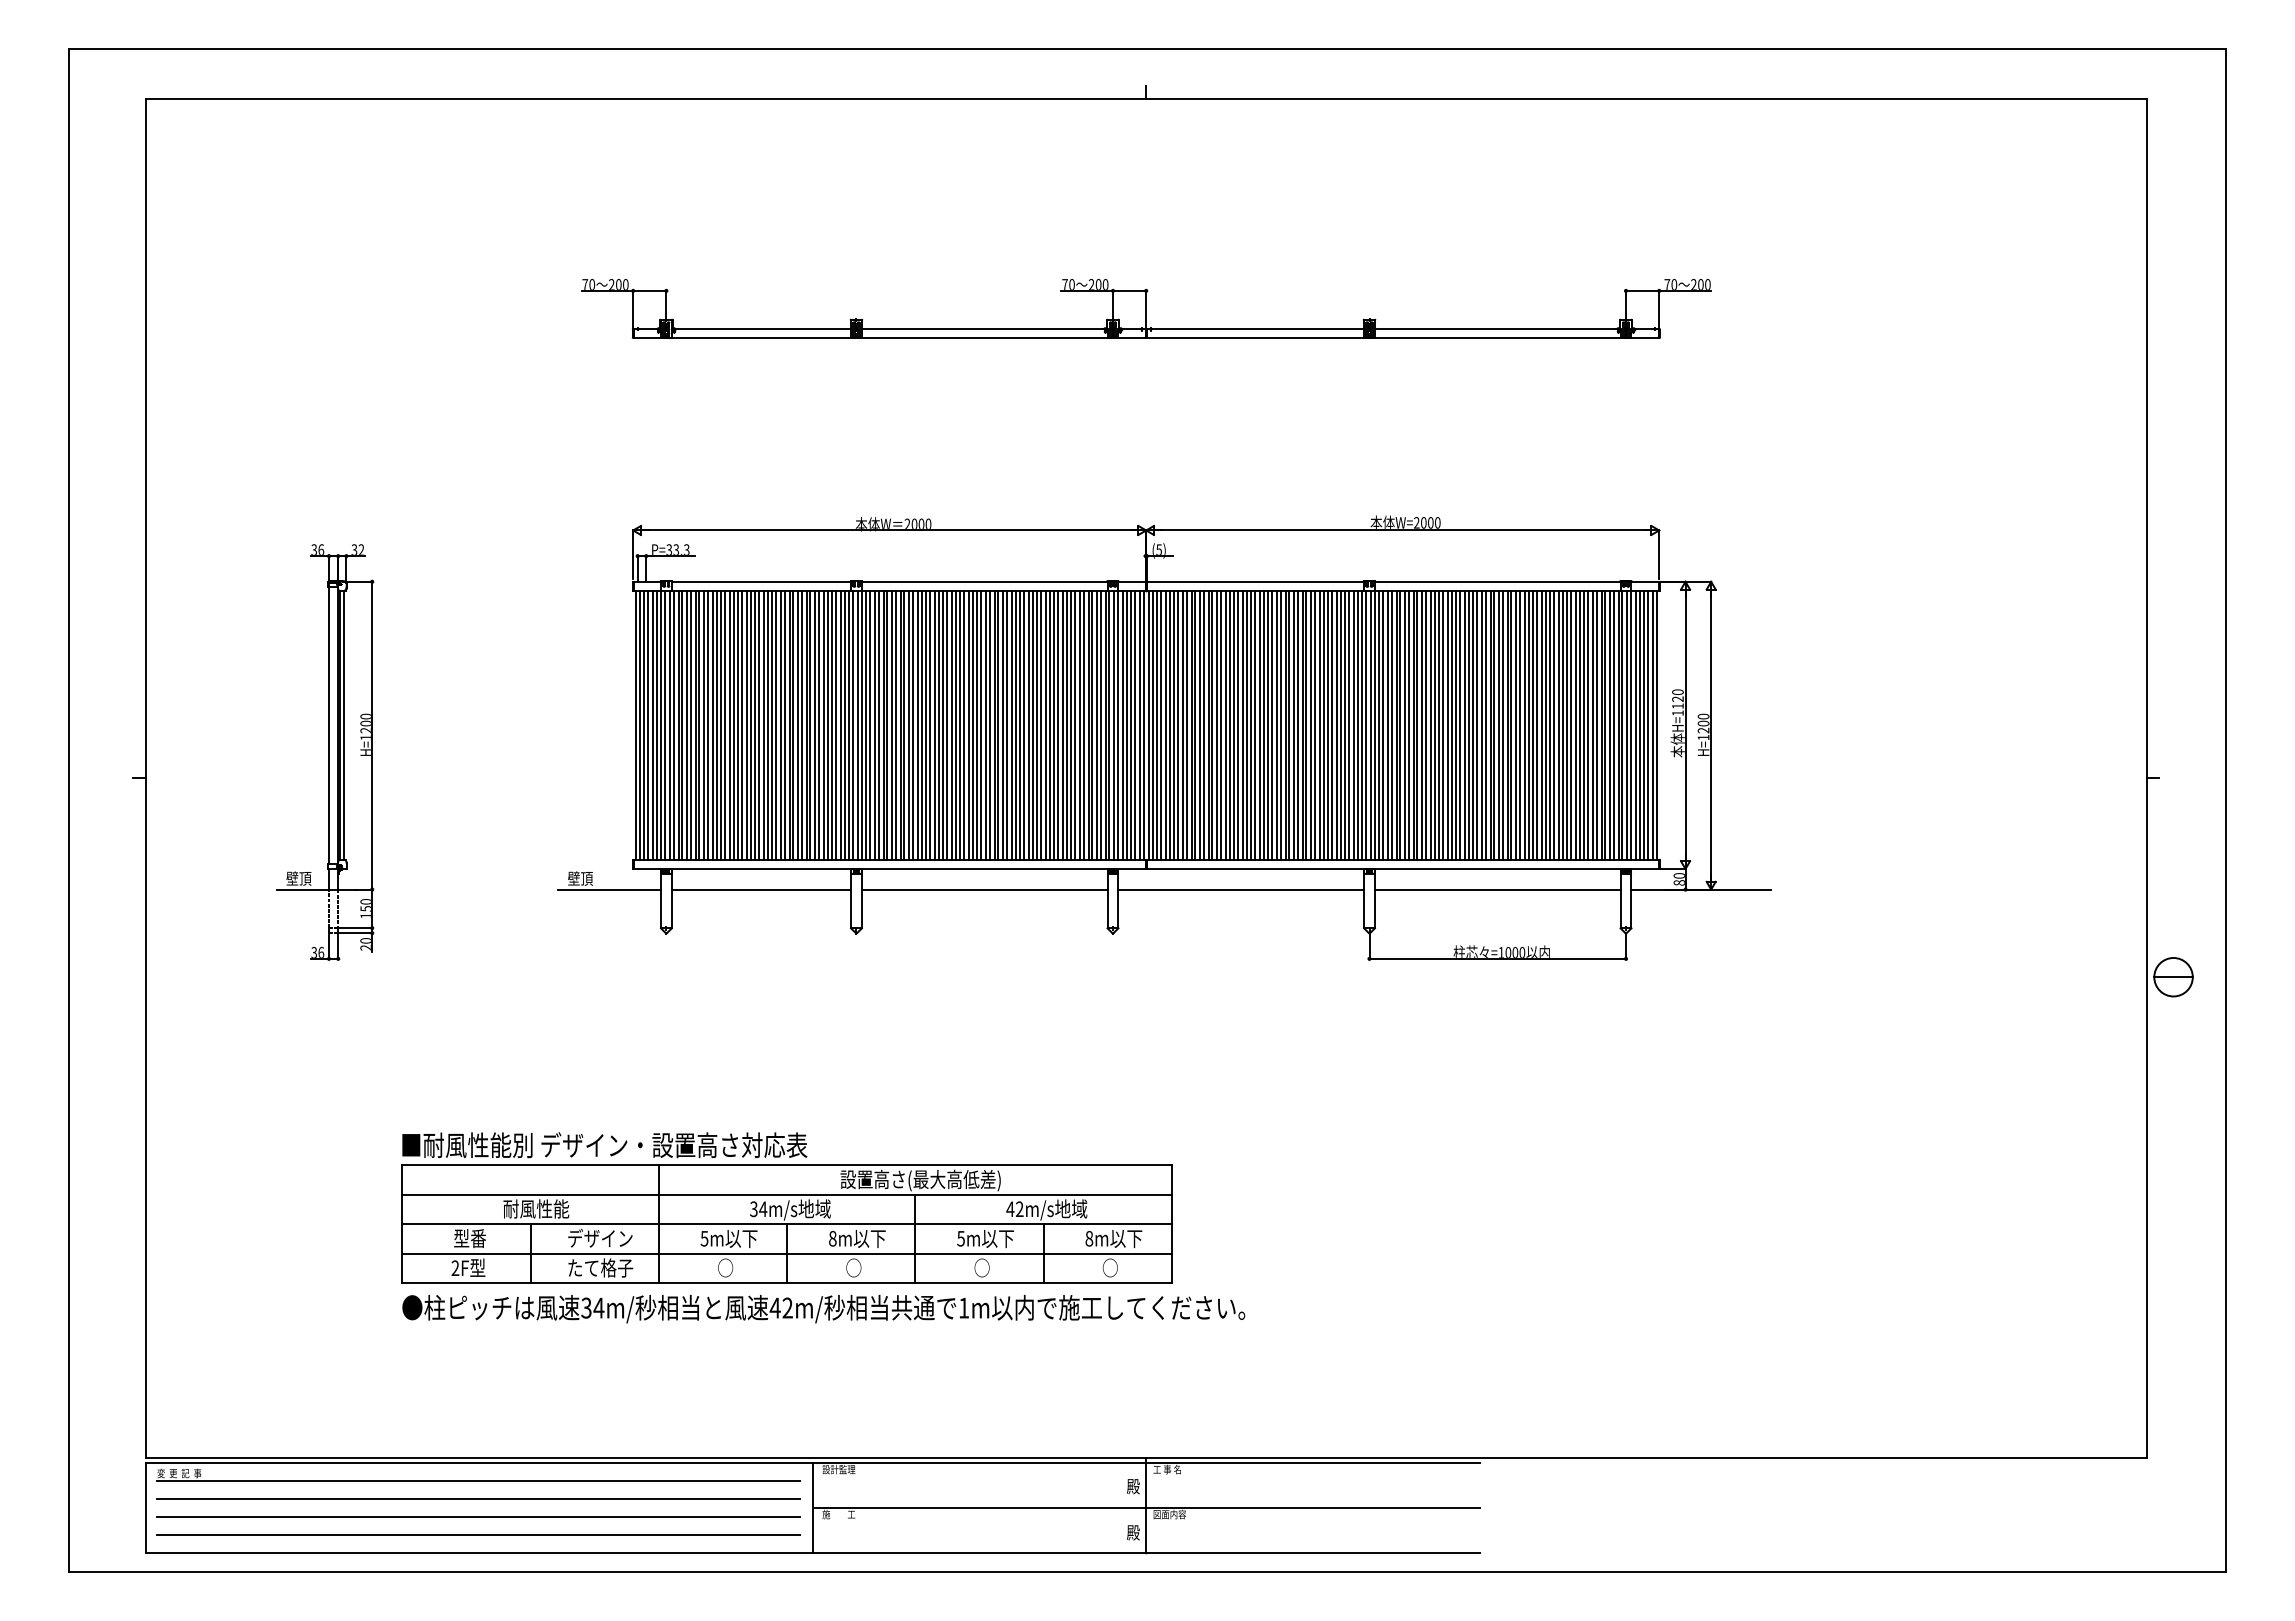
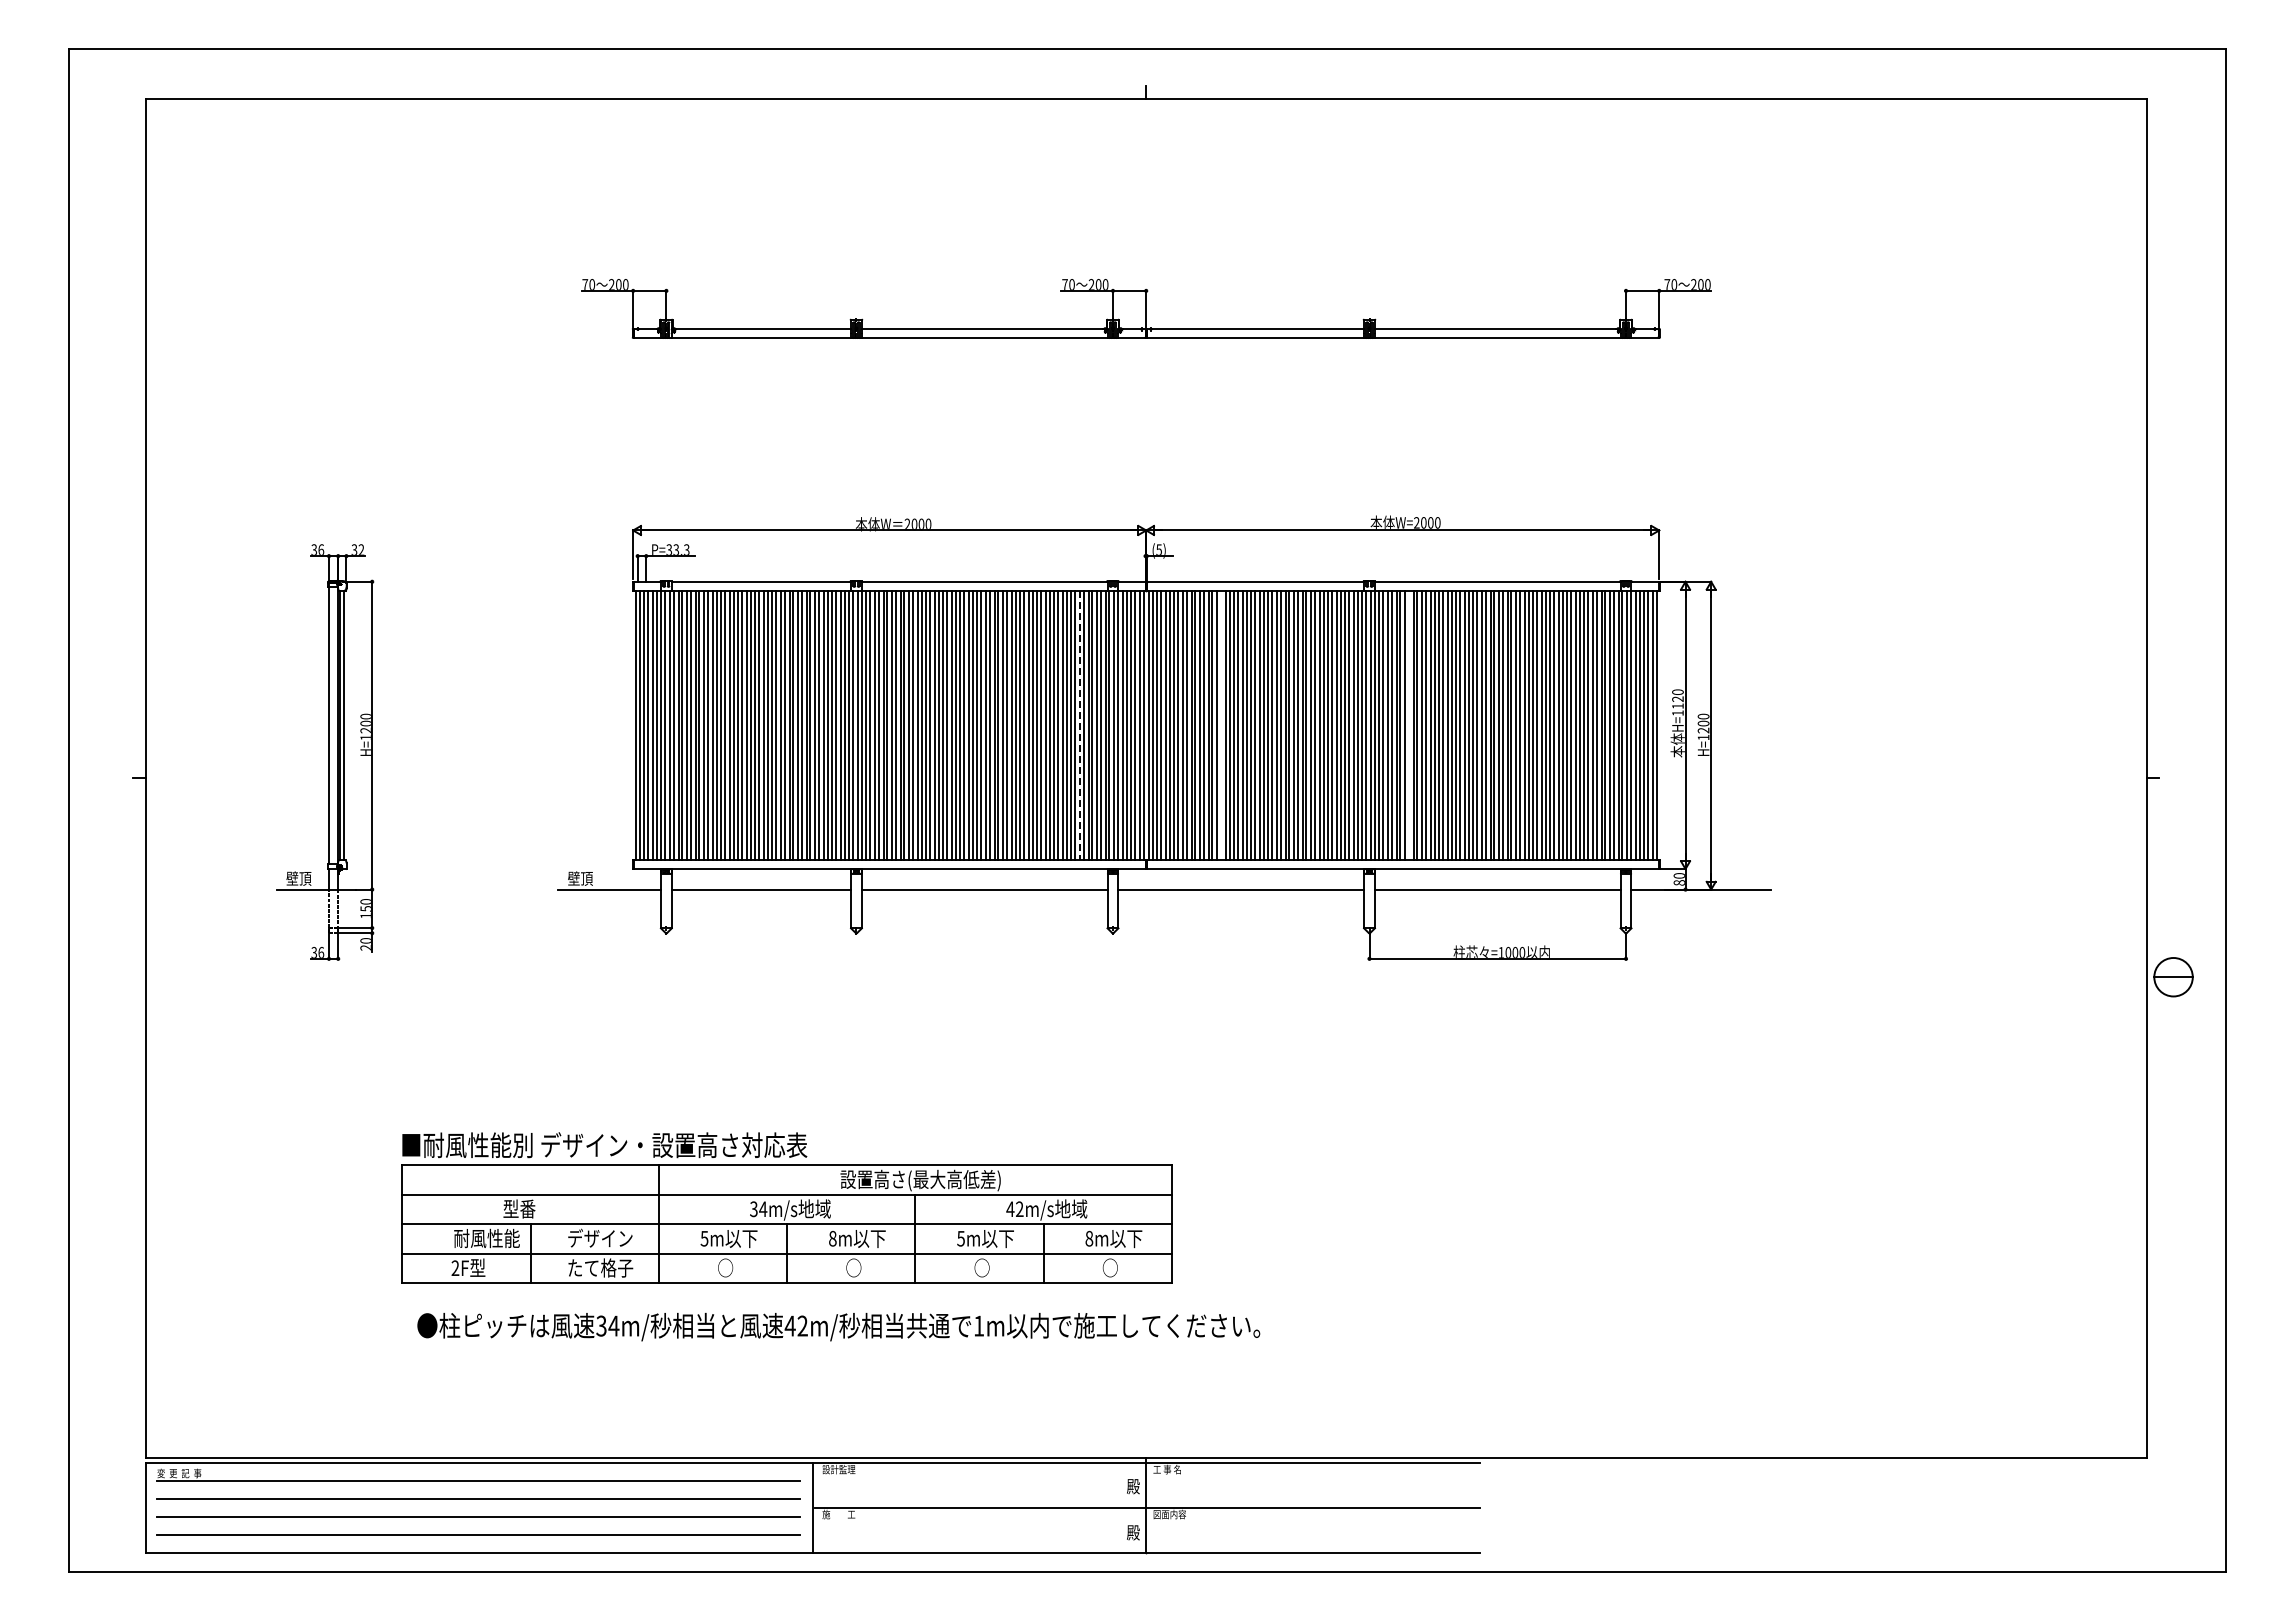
line: solid -> dashed (1079, 725)
line: present -> none (1221, 725)
line: present -> none (1408, 725)
text: 耐風性能 -> 型番 (536, 1208)
text: 型番 -> 耐風性能 (486, 1238)
text position: (823, 1309) -> (838, 1327) (838, 1327)
